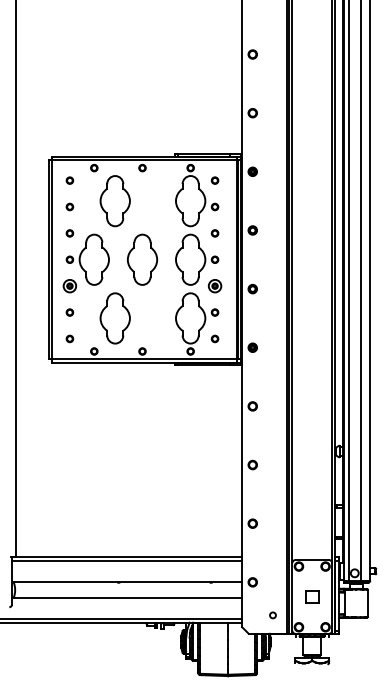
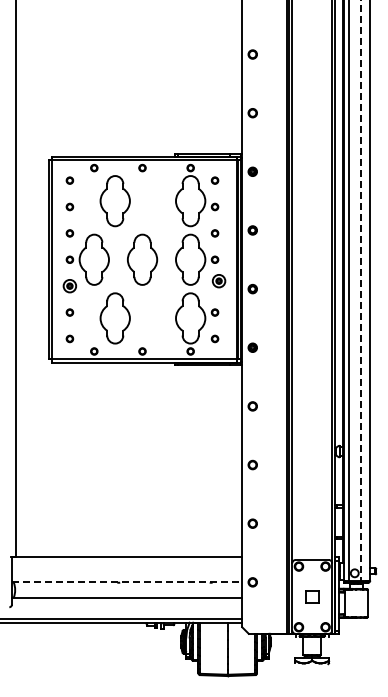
part position: (214, 286) -> (218, 281) (218, 281)
line: solid -> dashed (361, 290)
line: present -> none (126, 561)
line: solid -> dashed (127, 582)
circle: present -> none (272, 615)
